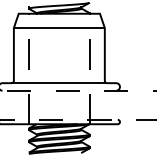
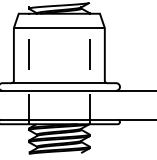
line: dashed -> solid (78, 90)
line: dashed -> solid (78, 119)
